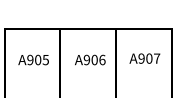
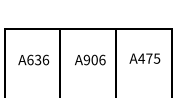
text: A907 -> A475 (149, 58)
text: A905 -> A636 (38, 59)
